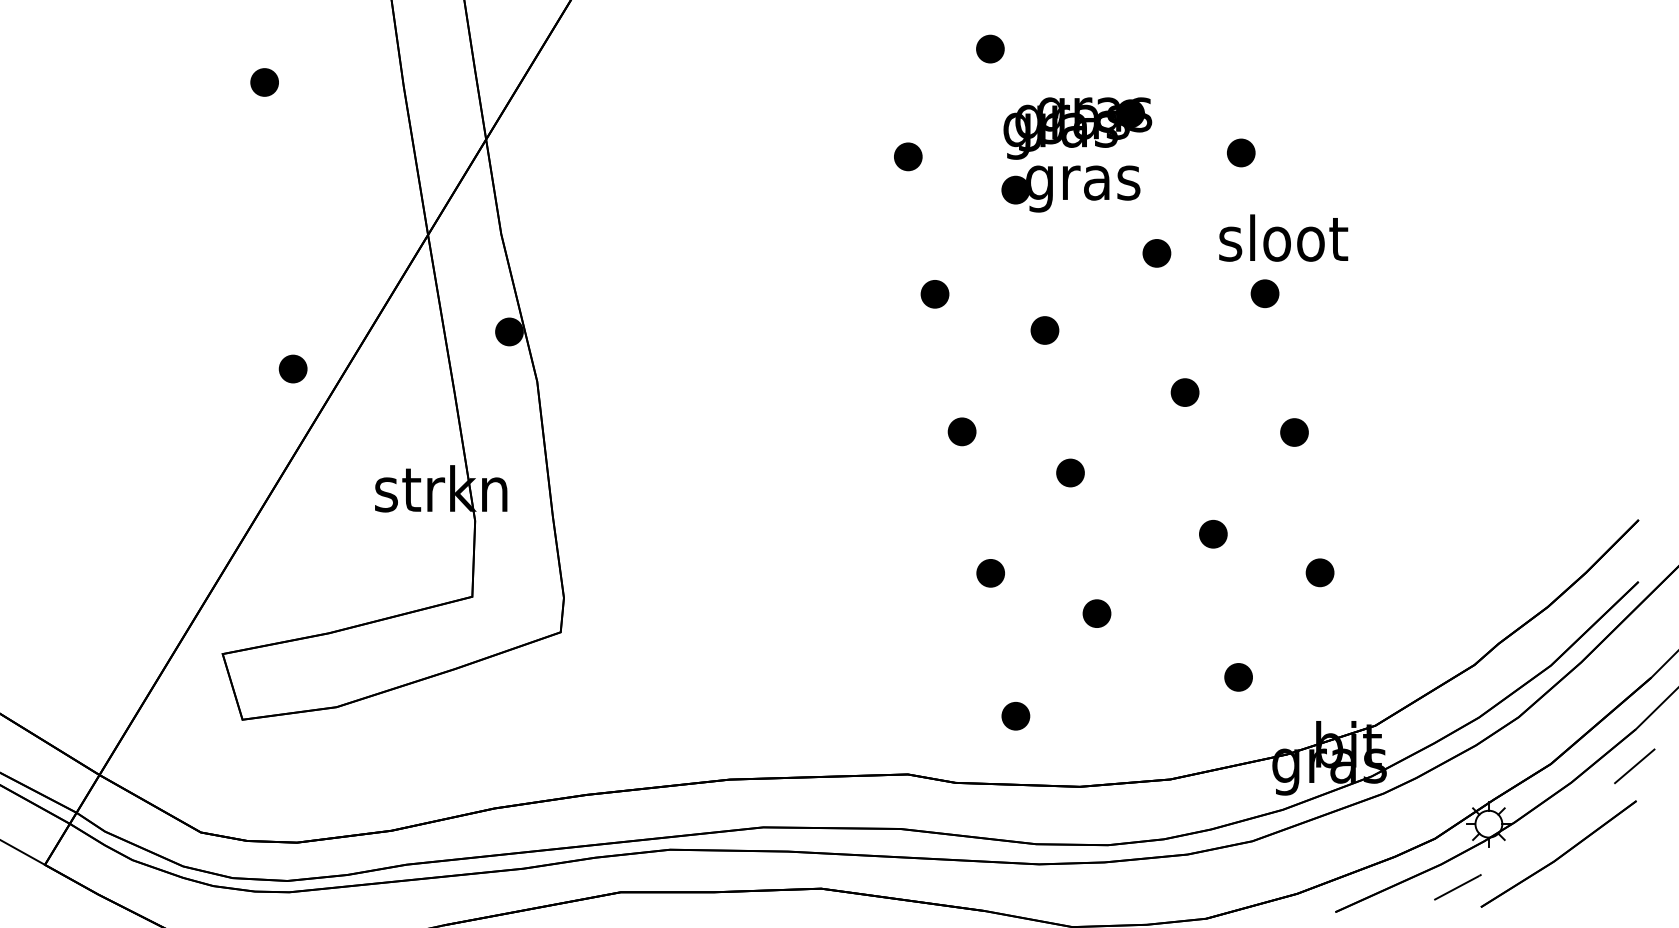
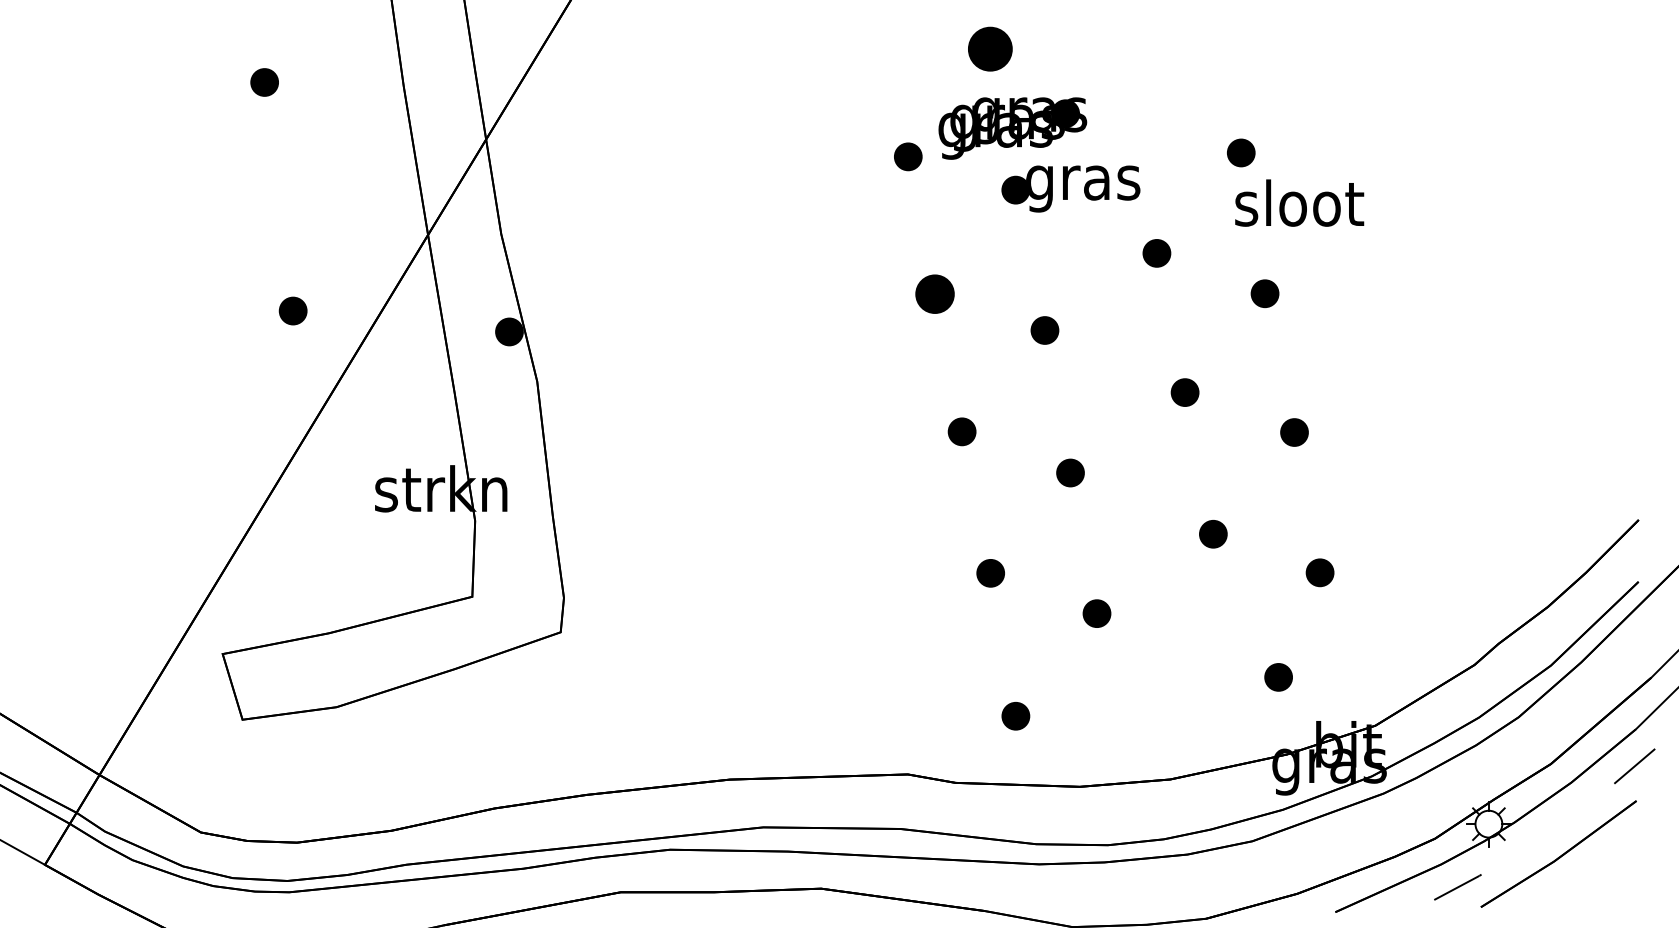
part size: 29x30 px -> 45x46 px (990, 48)
part position: (1077, 128) -> (1012, 128) (1012, 128)
text position: (1283, 237) -> (1299, 202) (1299, 202)
part size: 30x29 px -> 40x40 px (934, 293)
part position: (292, 368) -> (292, 310) (292, 310)
part position: (1238, 677) -> (1278, 677) (1278, 677)
